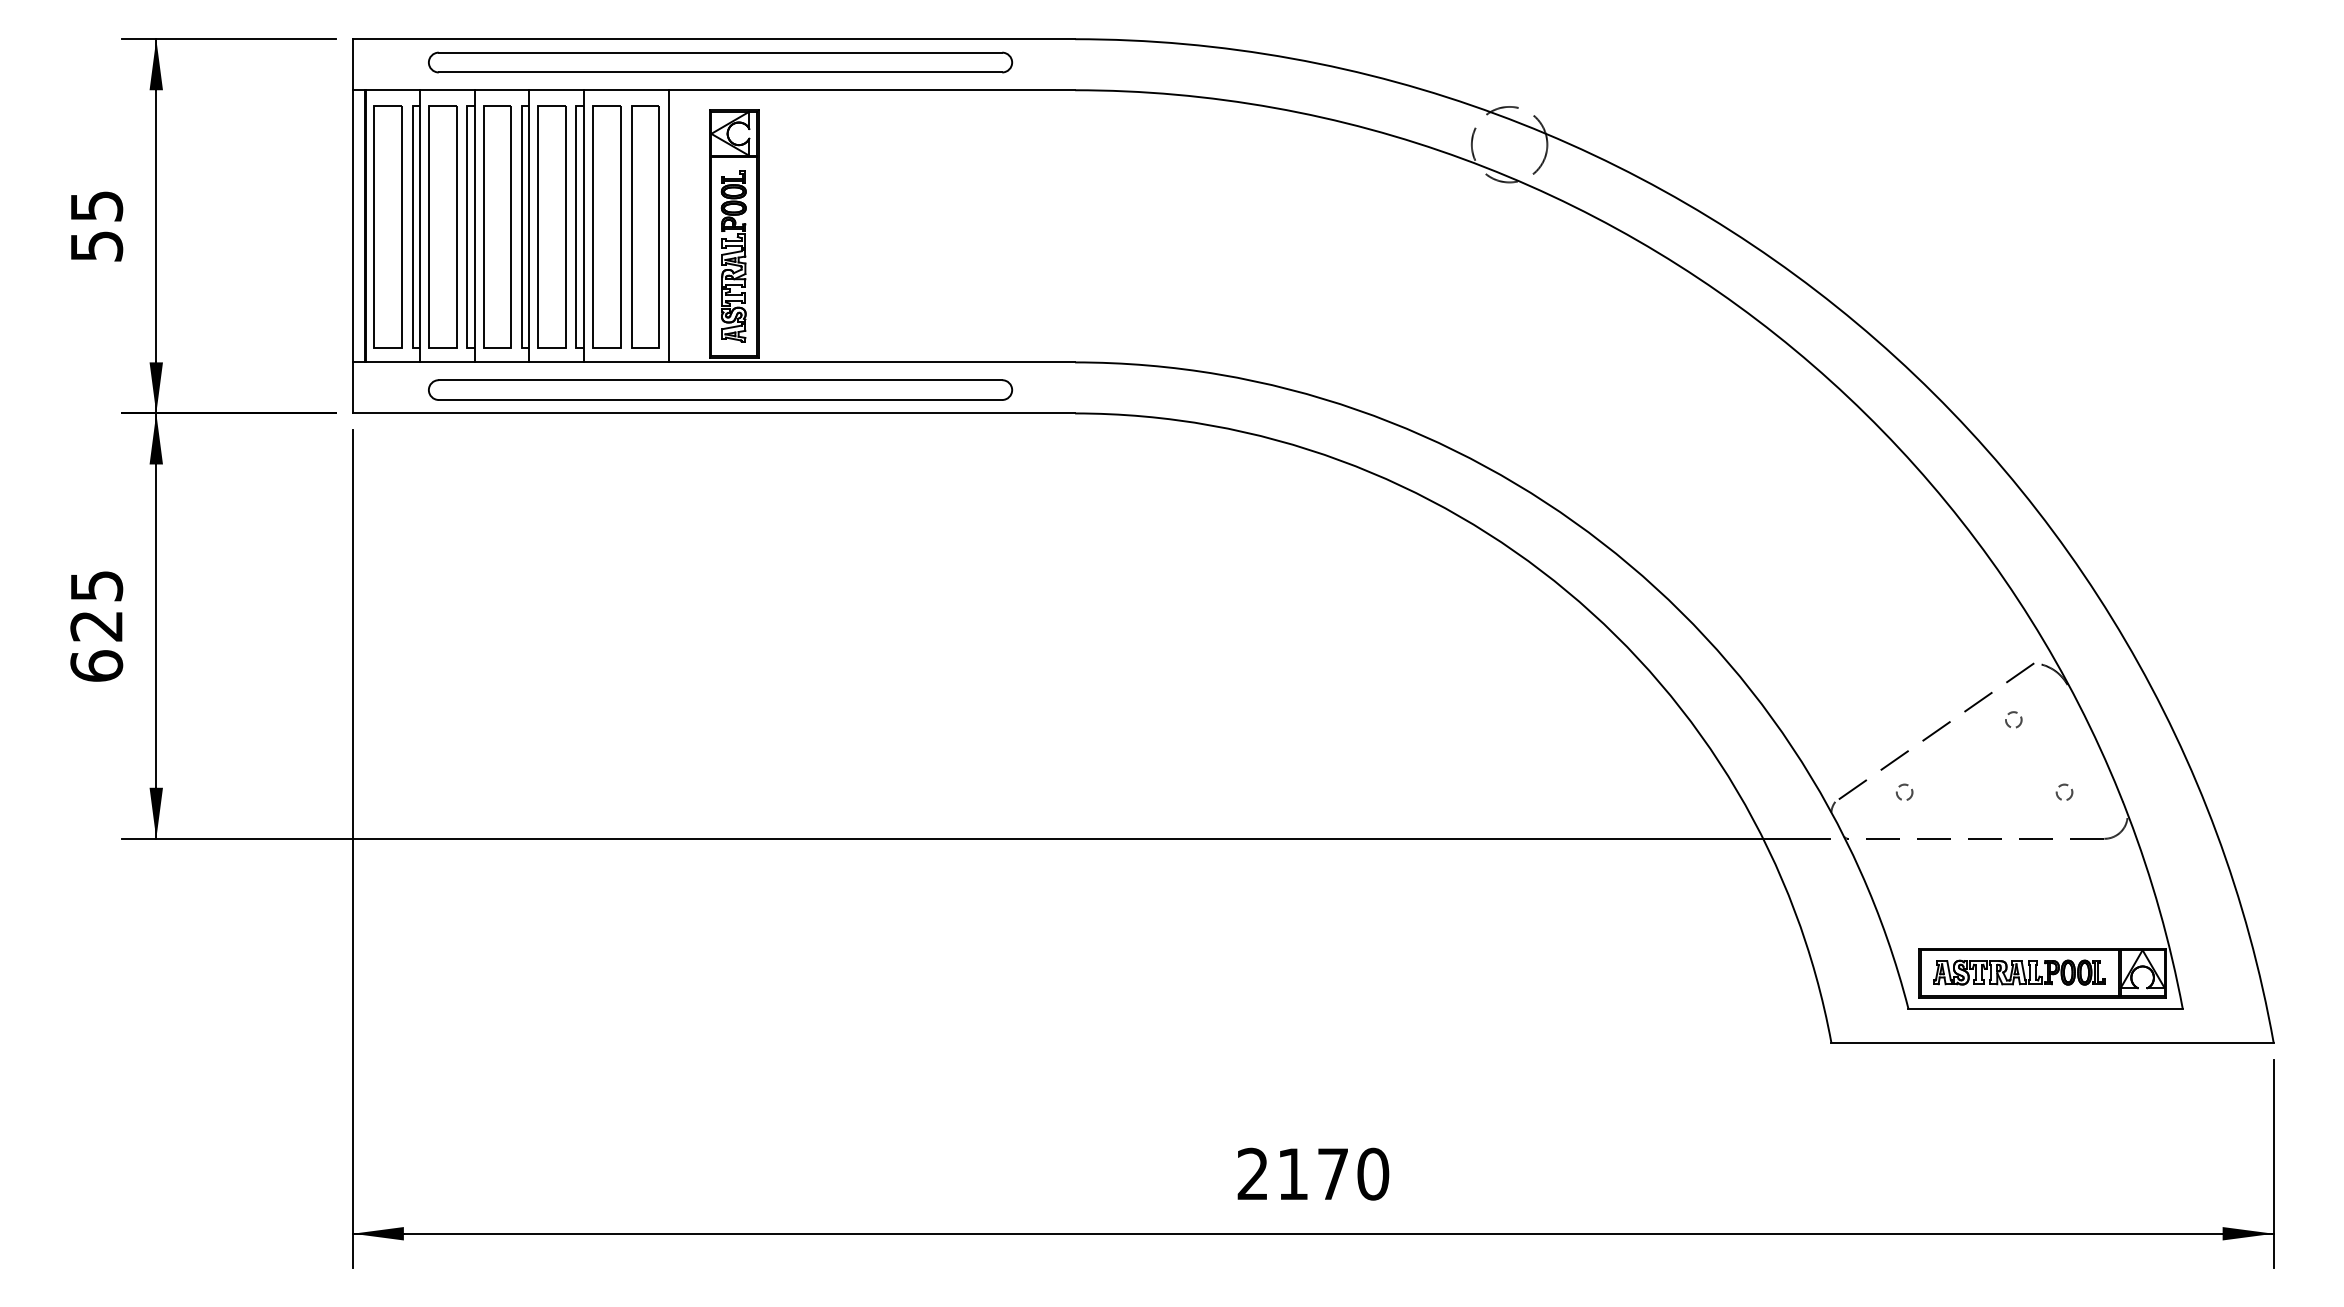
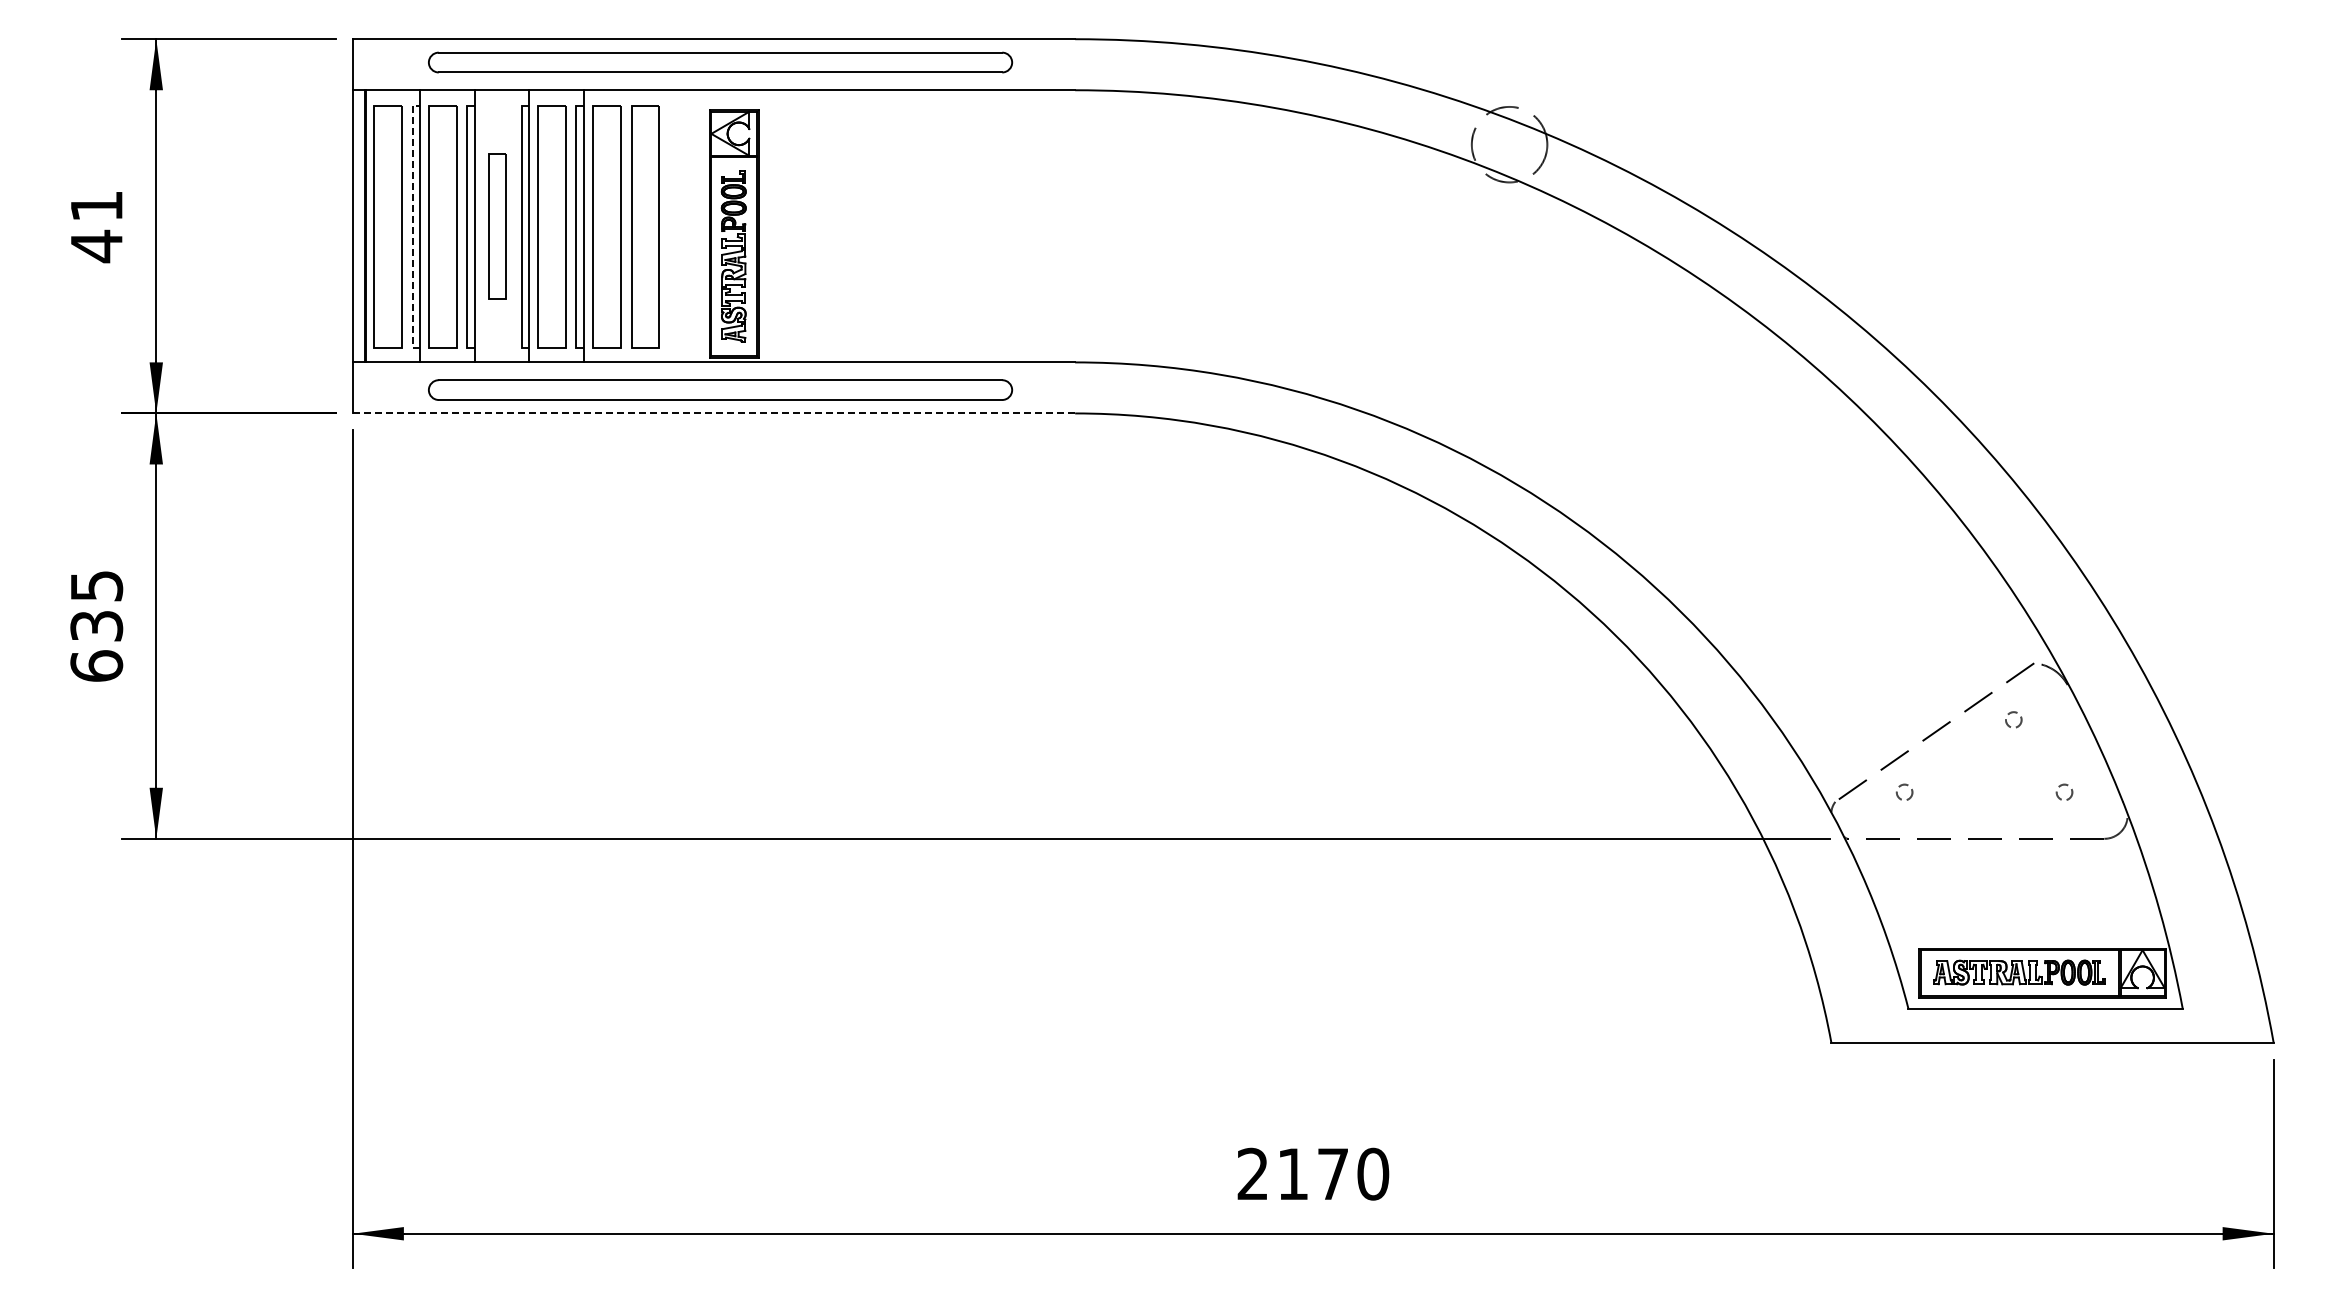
line: solid -> dashed (412, 226)
part size: 29x244 px -> 19x147 px (497, 226)
line: present -> none (669, 226)
text: 55 -> 41 (97, 227)
line: solid -> dashed (713, 413)
text: 625 -> 635 (96, 626)
